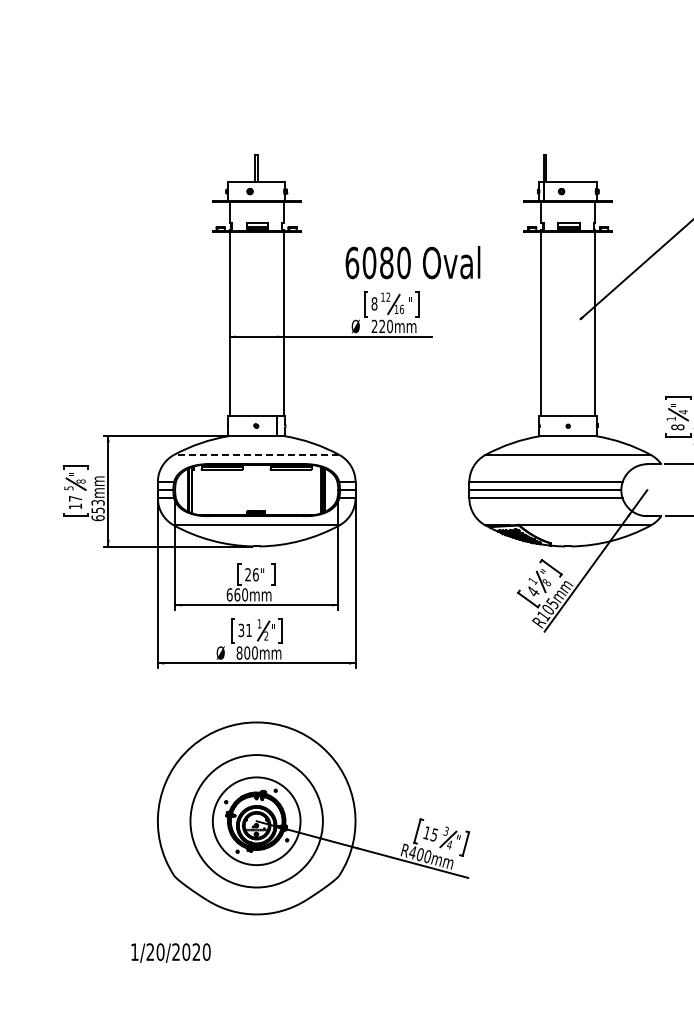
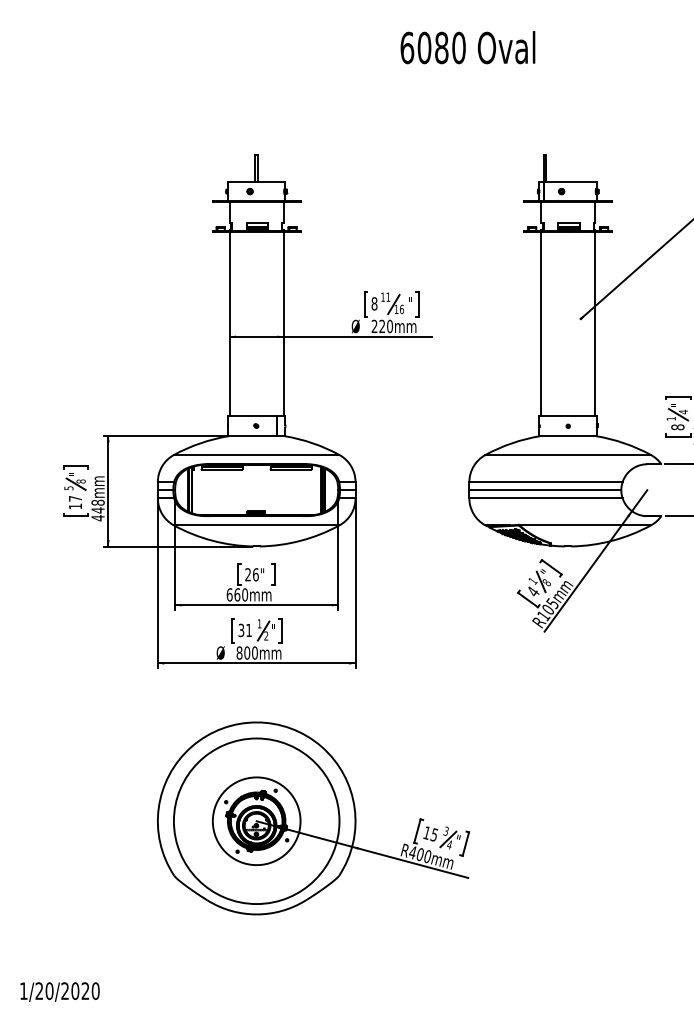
text position: (412, 262) -> (467, 47) (467, 47)
text: 12 -> 11 (388, 296)
line: dashed -> solid (256, 455)
text: 653mm -> 448mm (97, 510)
circle diameter: 132 px -> 166 px (256, 821)
text position: (170, 952) -> (59, 991) (59, 991)
